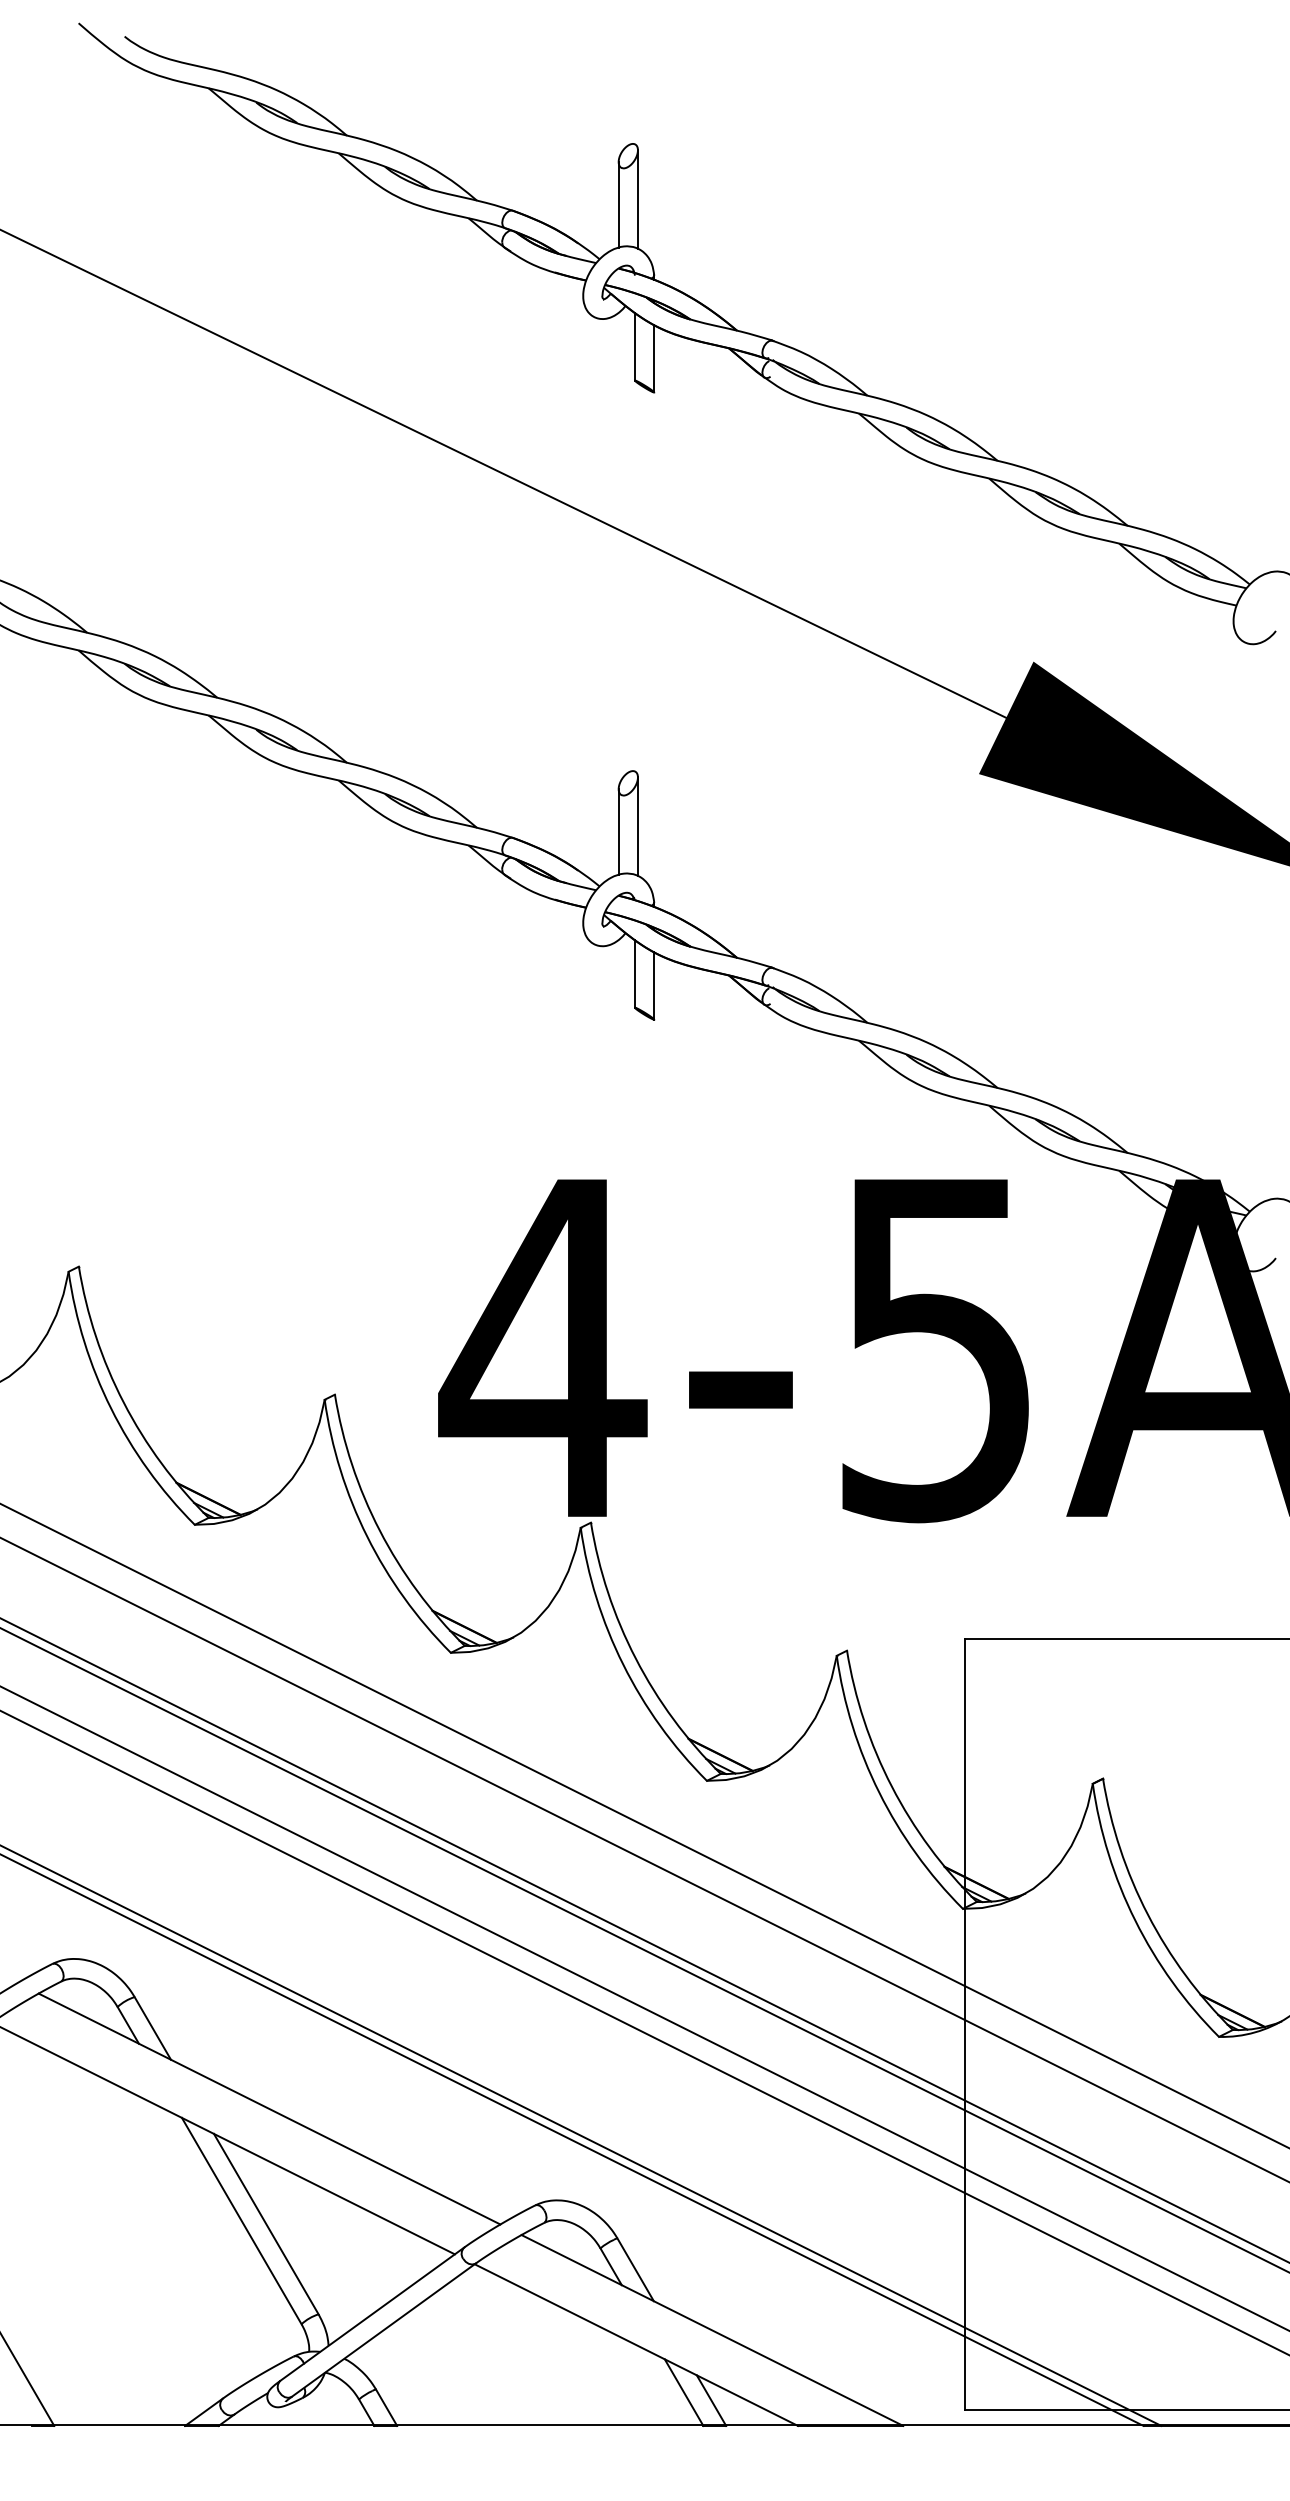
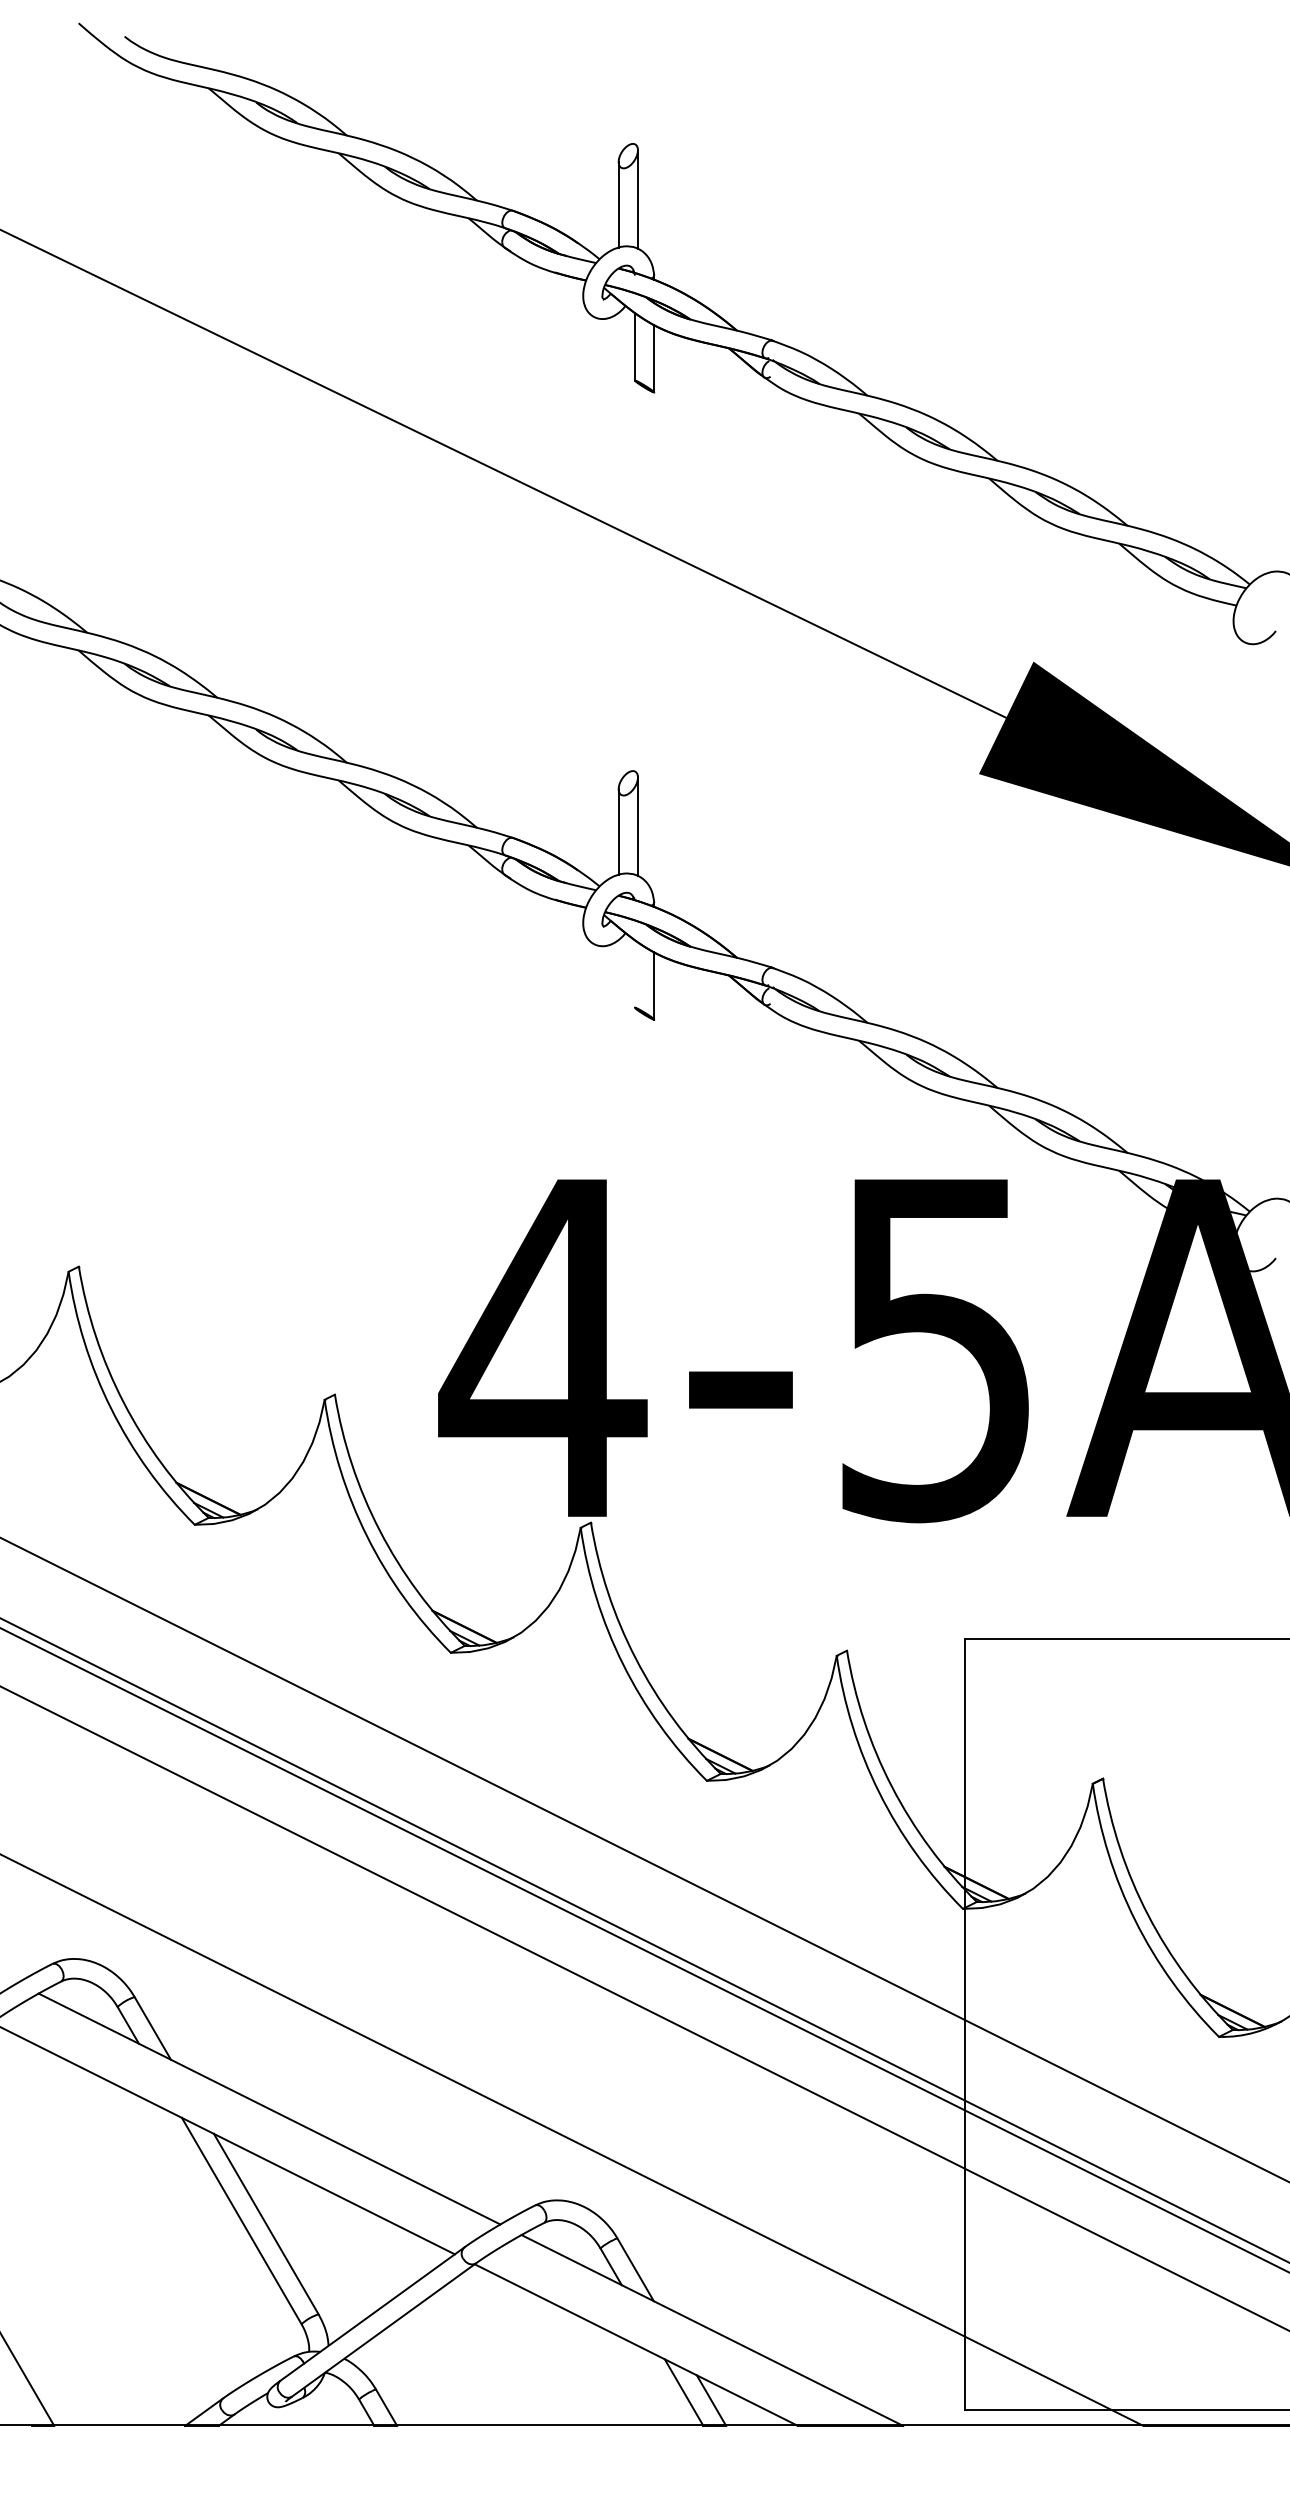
line: present -> none (634, 973)
line: present -> none (644, 1825)
line: present -> none (644, 2032)
line: present -> none (581, 2135)
